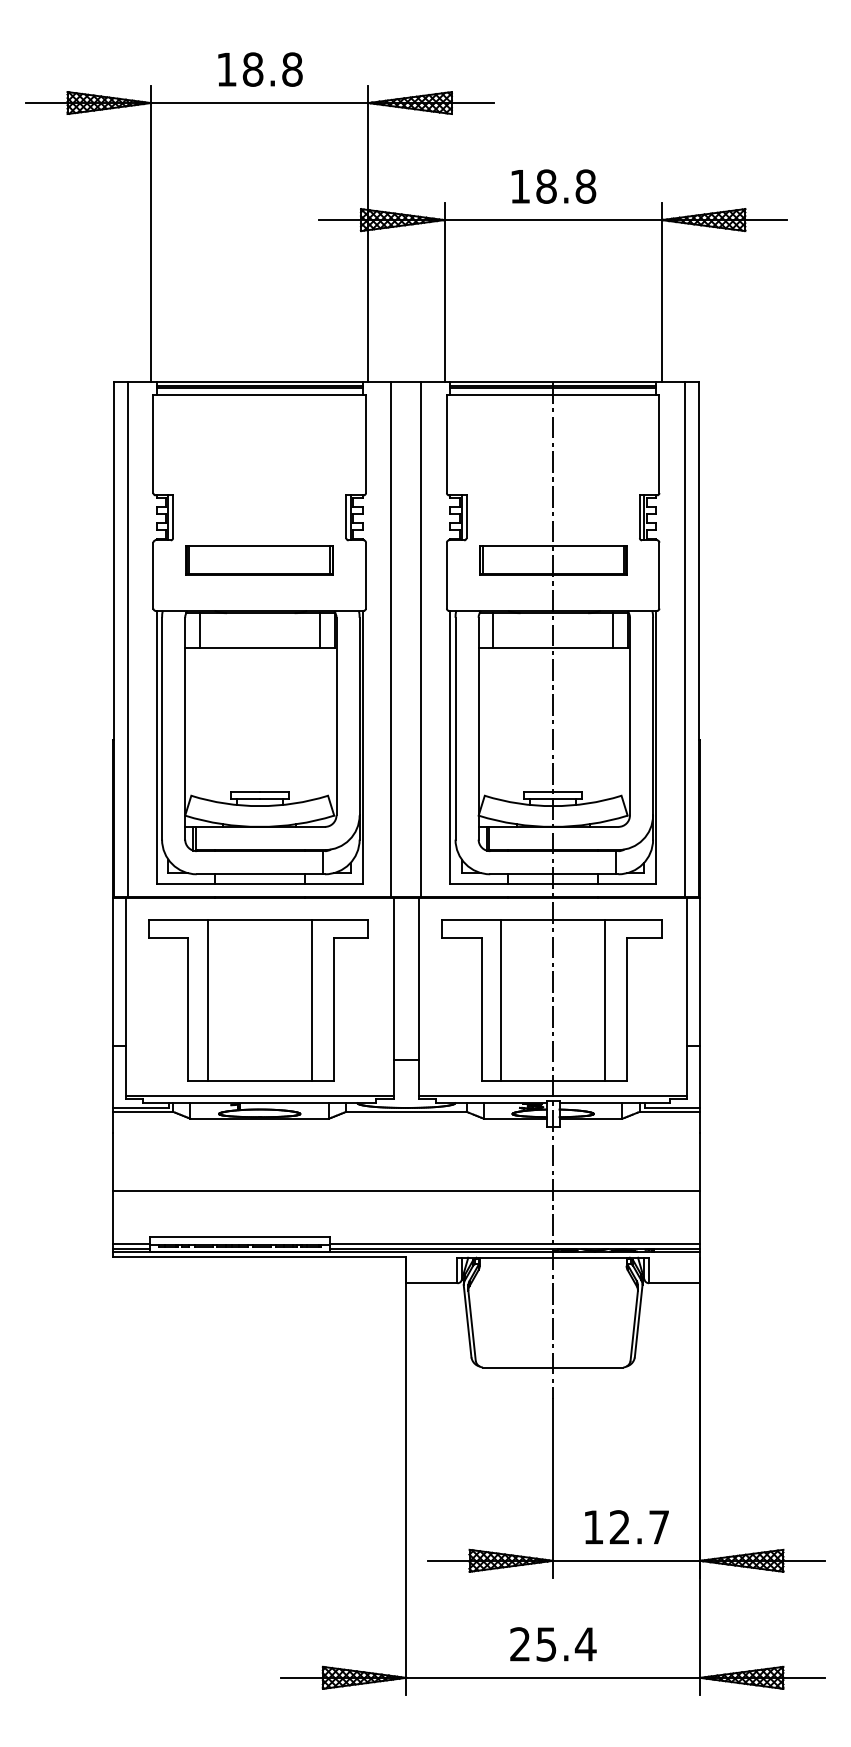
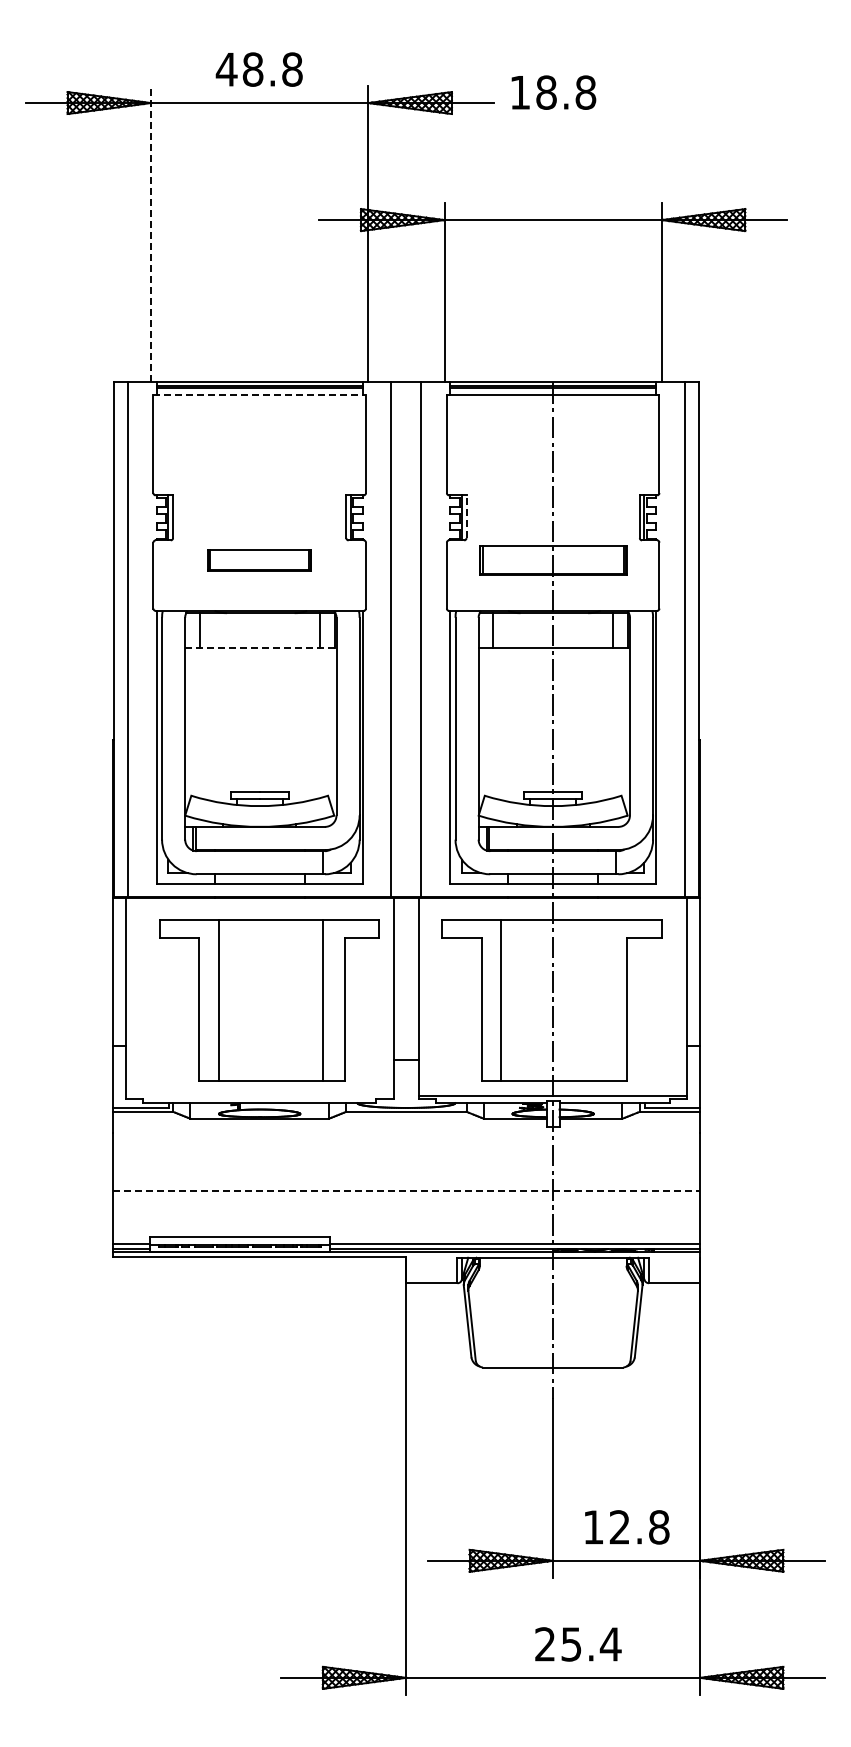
text: 18.8 -> 48.8 (226, 69)
text position: (553, 186) -> (553, 92) (553, 92)
line: solid -> dashed (151, 234)
line: solid -> dashed (260, 394)
line: solid -> dashed (466, 516)
part size: 149x31 px -> 105x23 px (259, 560)
line: solid -> dashed (260, 647)
line: present -> none (605, 999)
part position: (258, 1000) -> (269, 1000) (269, 1000)
line: present -> none (259, 1096)
line: solid -> dashed (406, 1190)
text: 12.7 -> 12.8 (659, 1527)
text position: (553, 1644) -> (578, 1644) (578, 1644)
